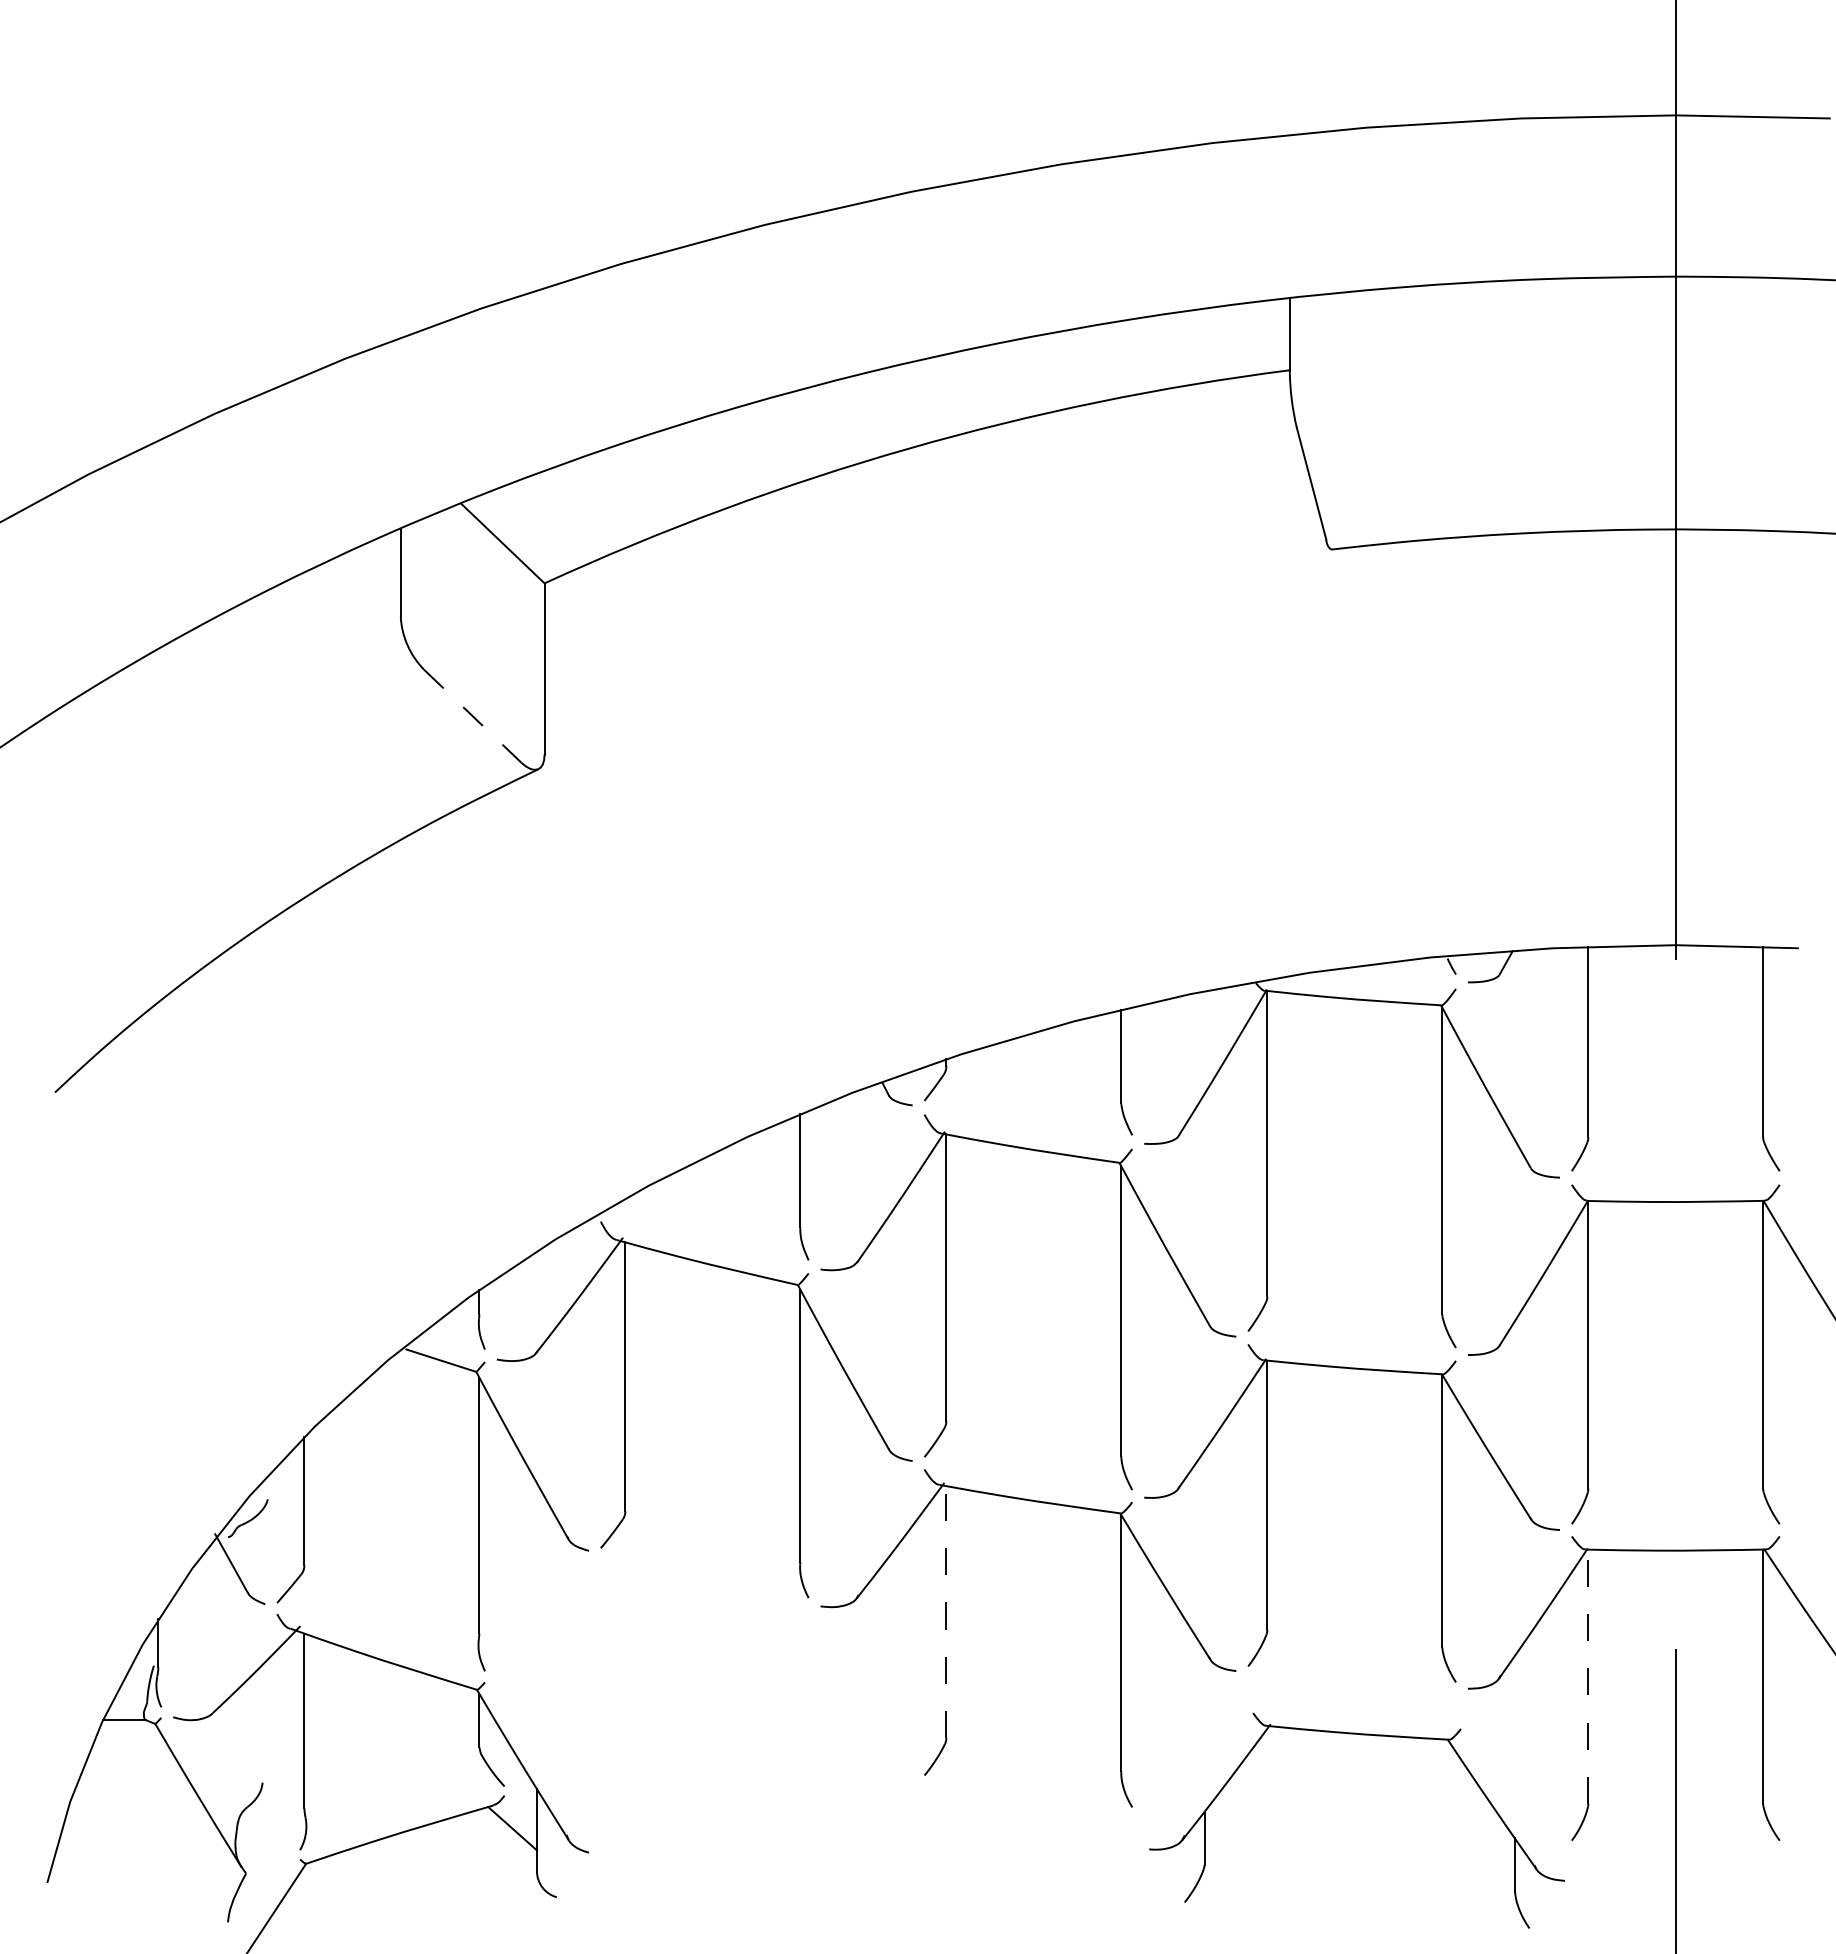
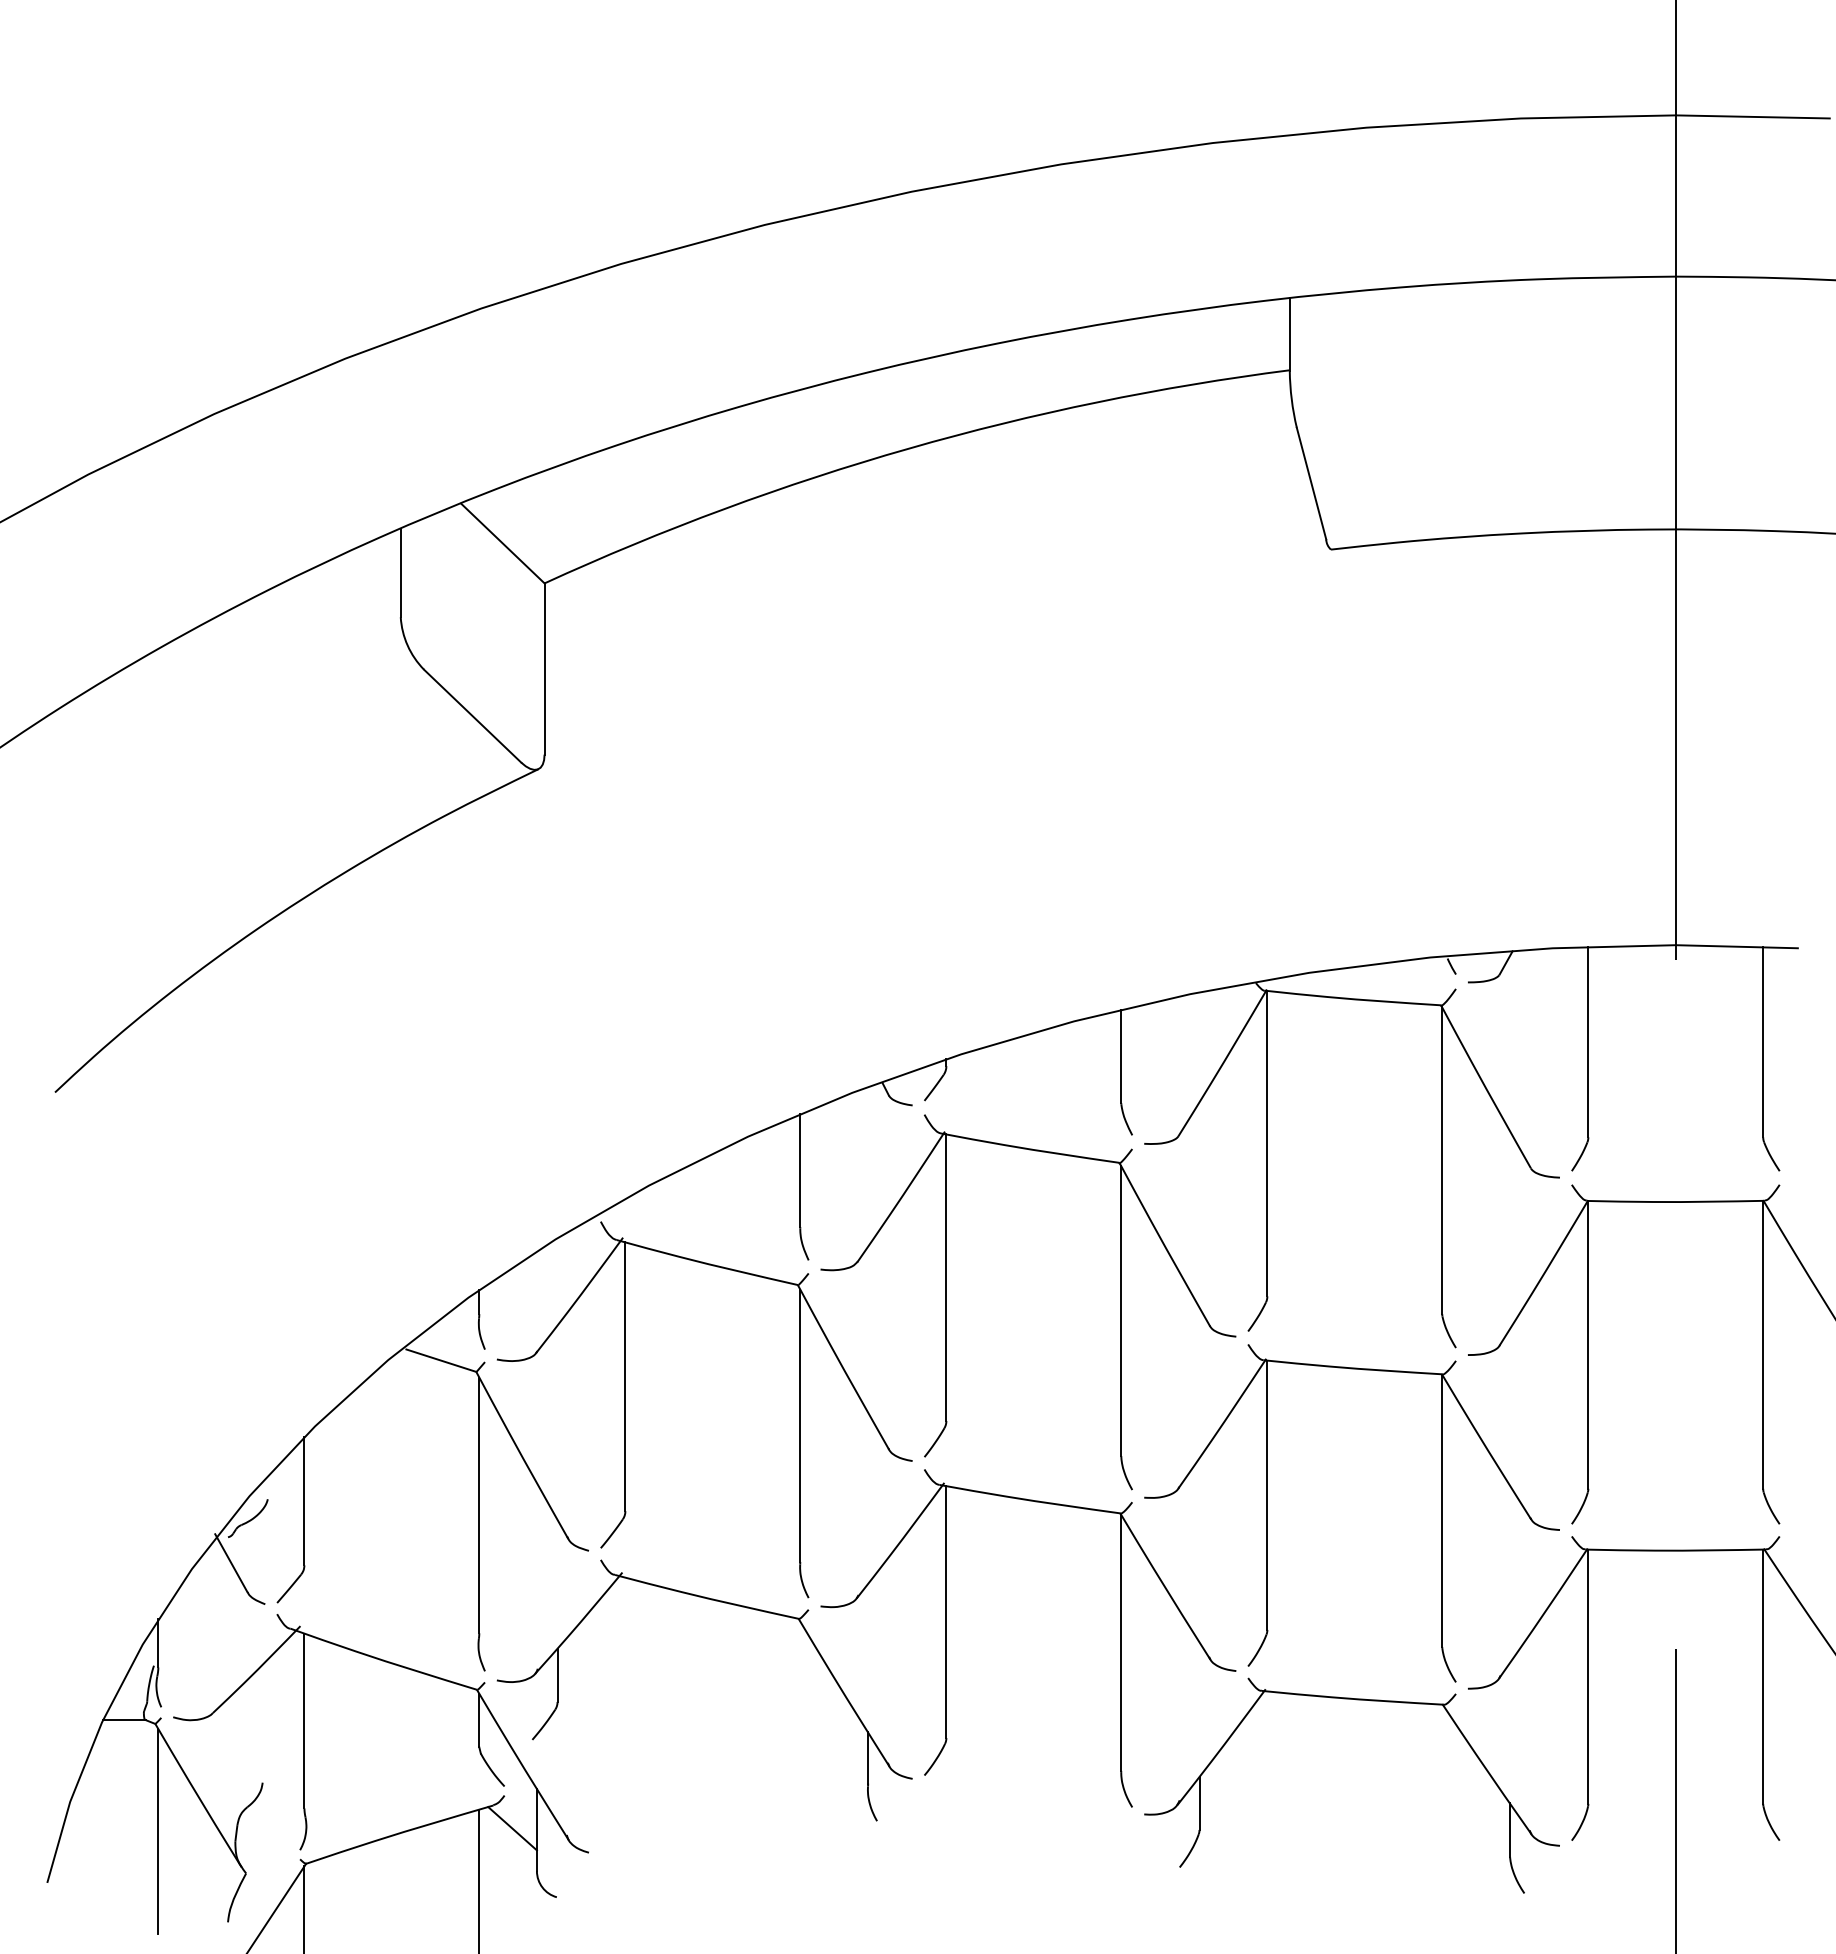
line: dashed -> solid (473, 716)
part: none -> present (724, 1603)
line: dashed -> solid (946, 1612)
line: dashed -> solid (1588, 1676)
part position: (1361, 1735) -> (1356, 1700) (1356, 1700)
line: none -> present (158, 1831)
line: none -> present (479, 1879)
line: none -> present (304, 1908)
